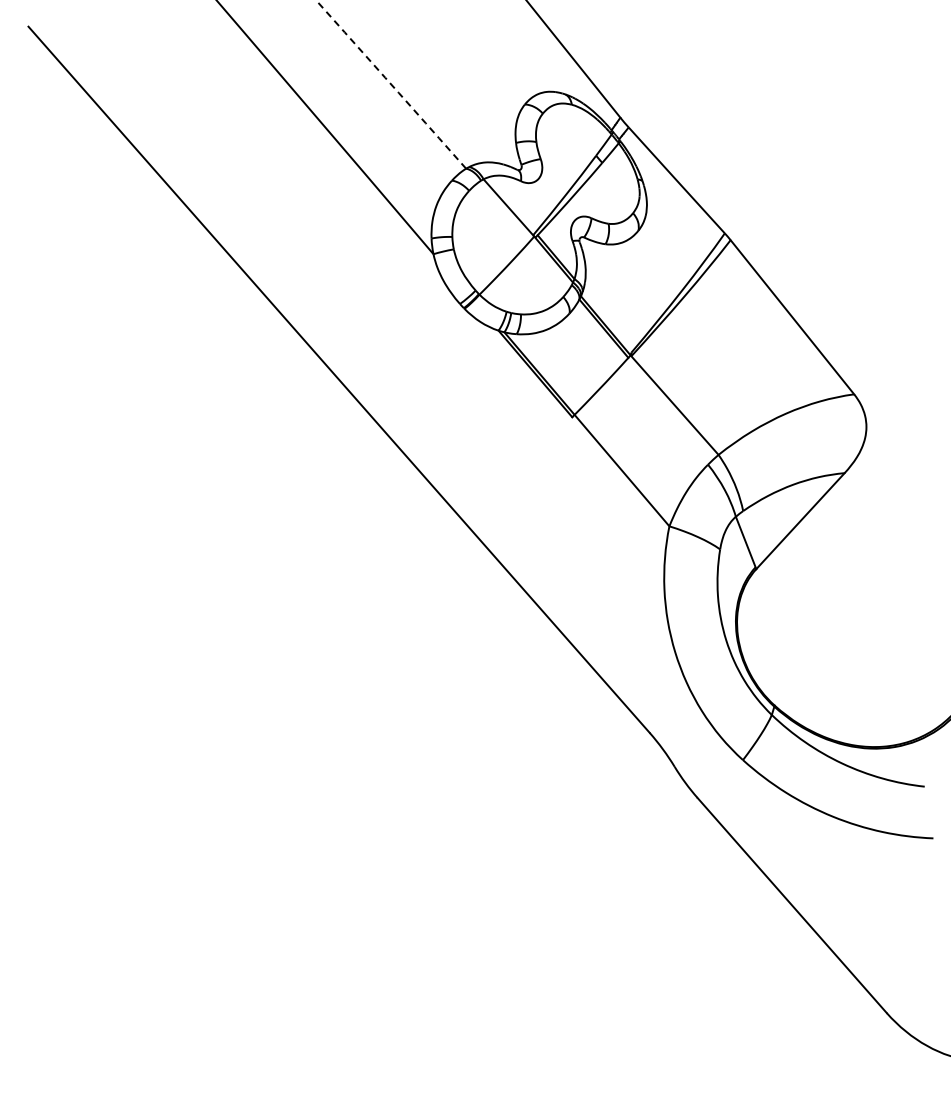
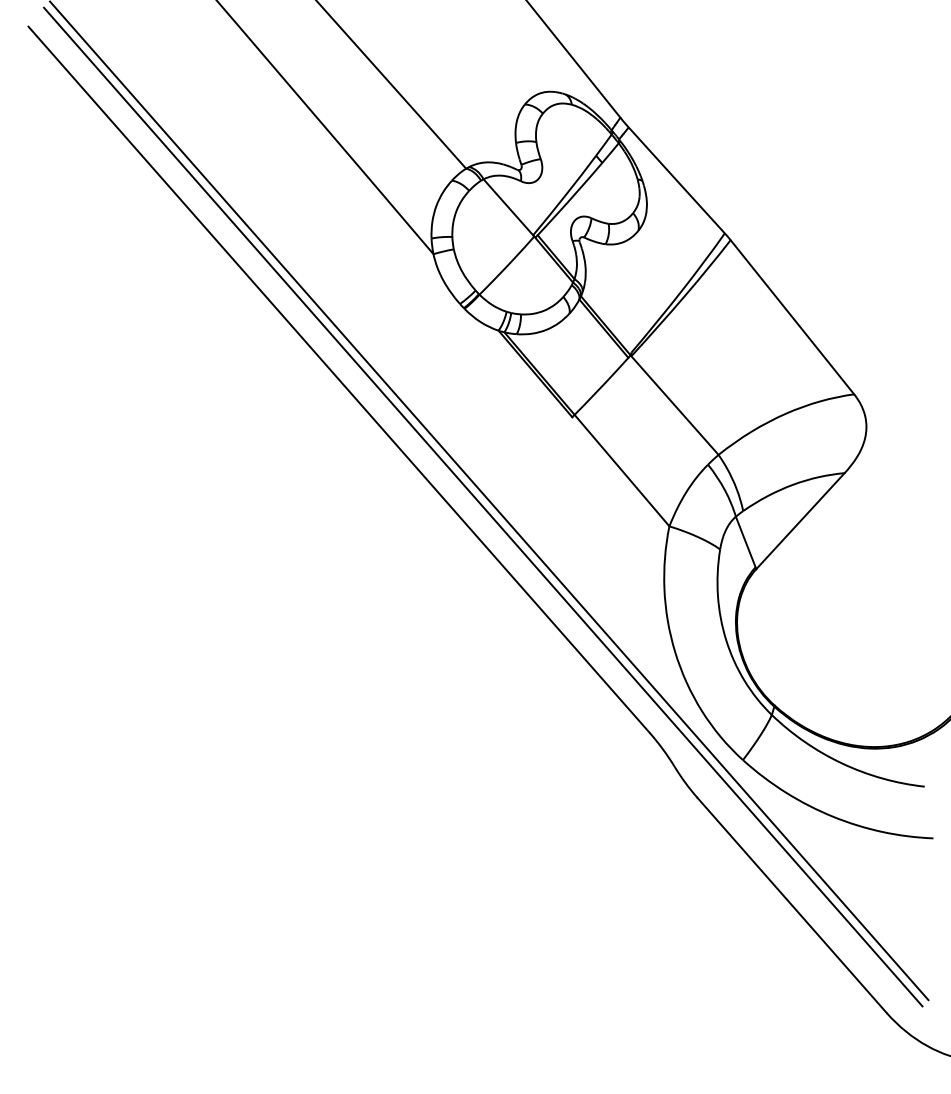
arc: dashed -> solid (391, 84)
line: none -> present (489, 501)
line: none -> present (483, 506)
